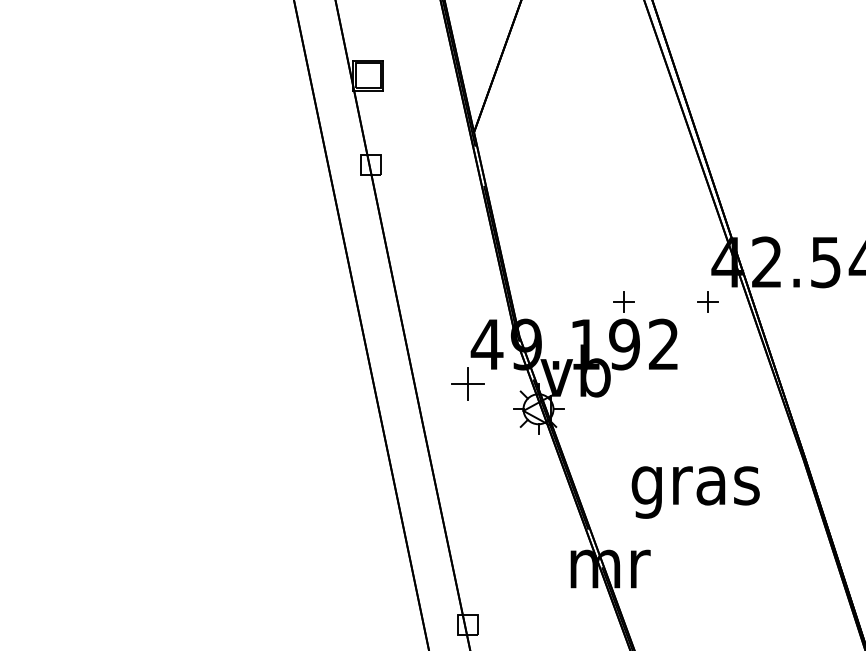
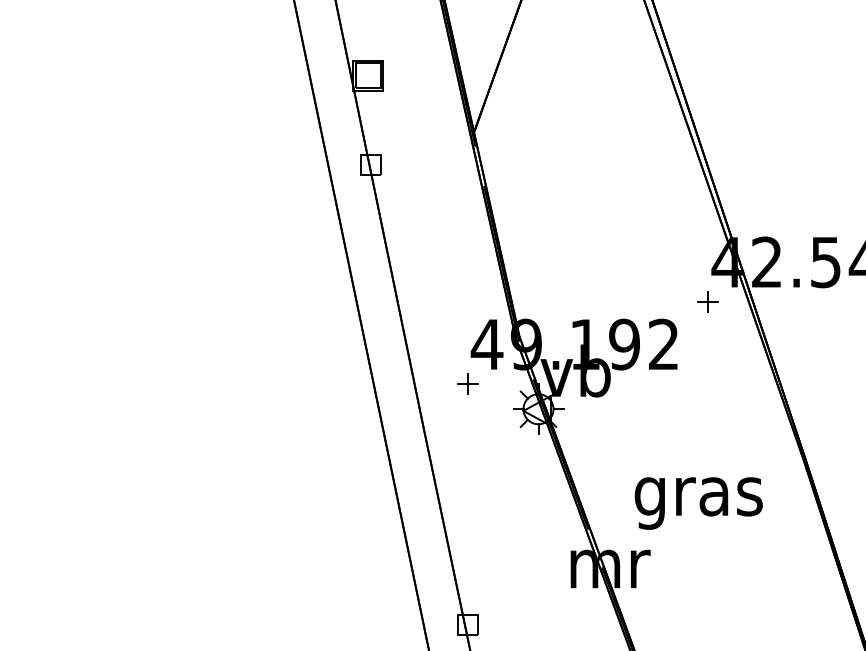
part: present -> none (623, 301)
part size: 34x34 px -> 22x22 px (467, 383)
text position: (695, 492) -> (698, 503) (698, 503)
